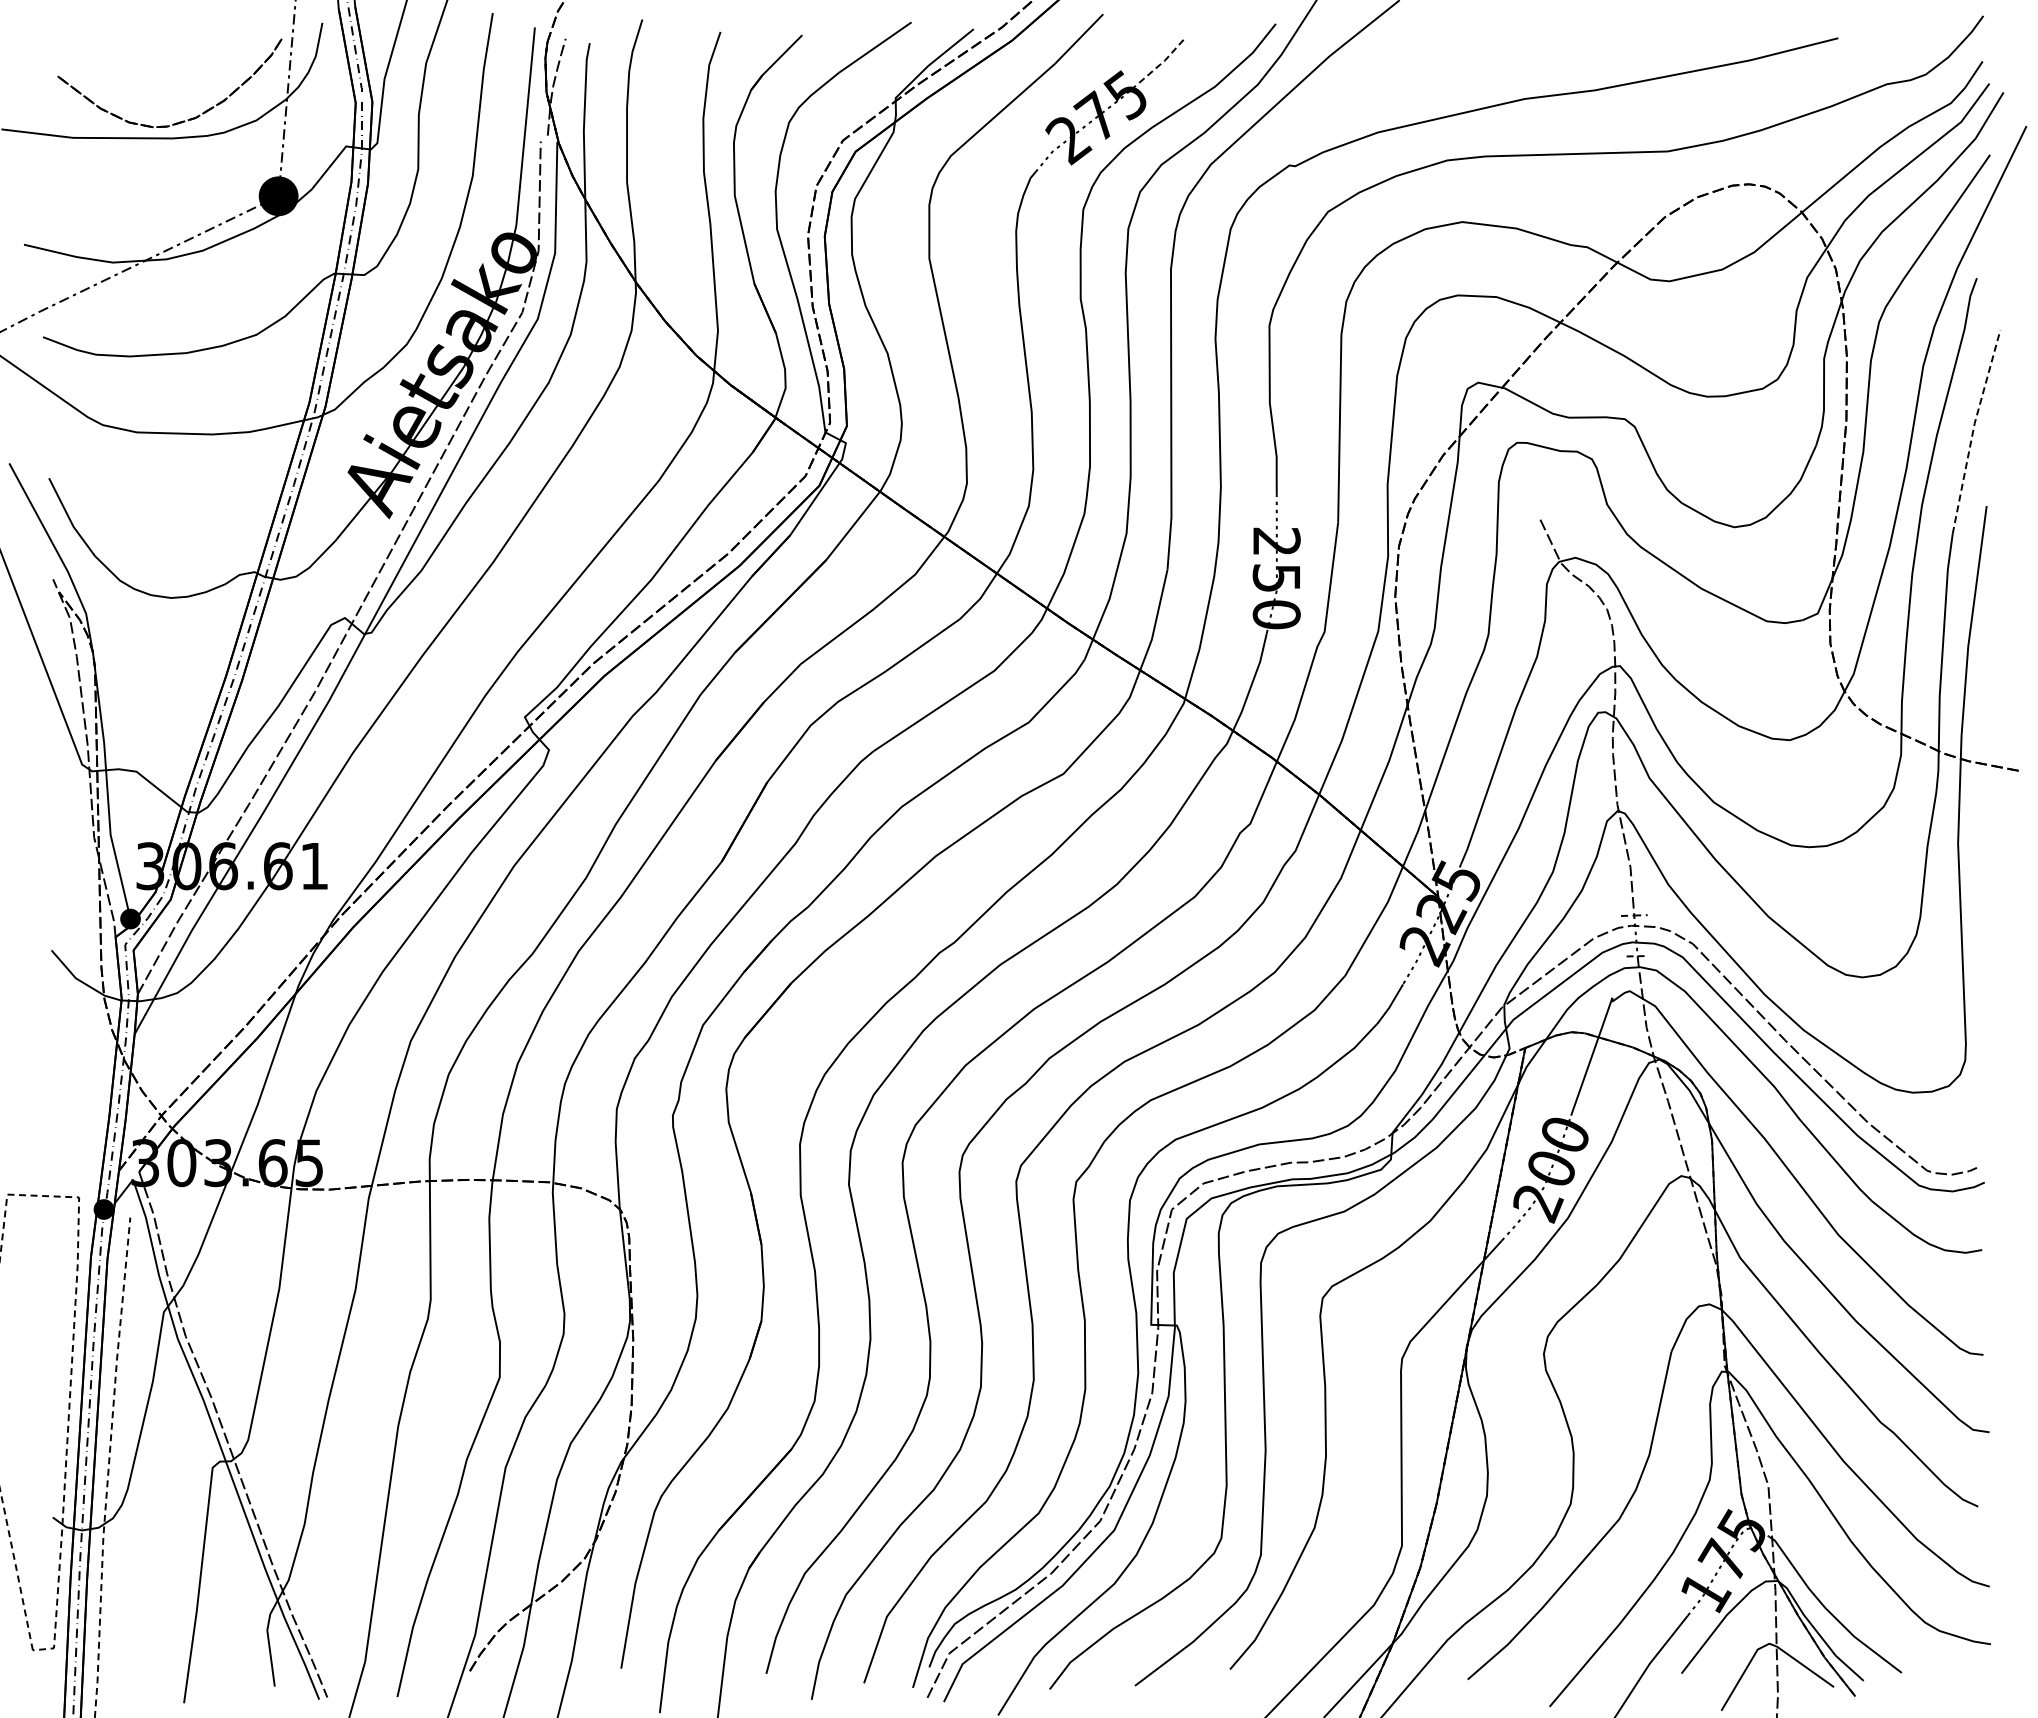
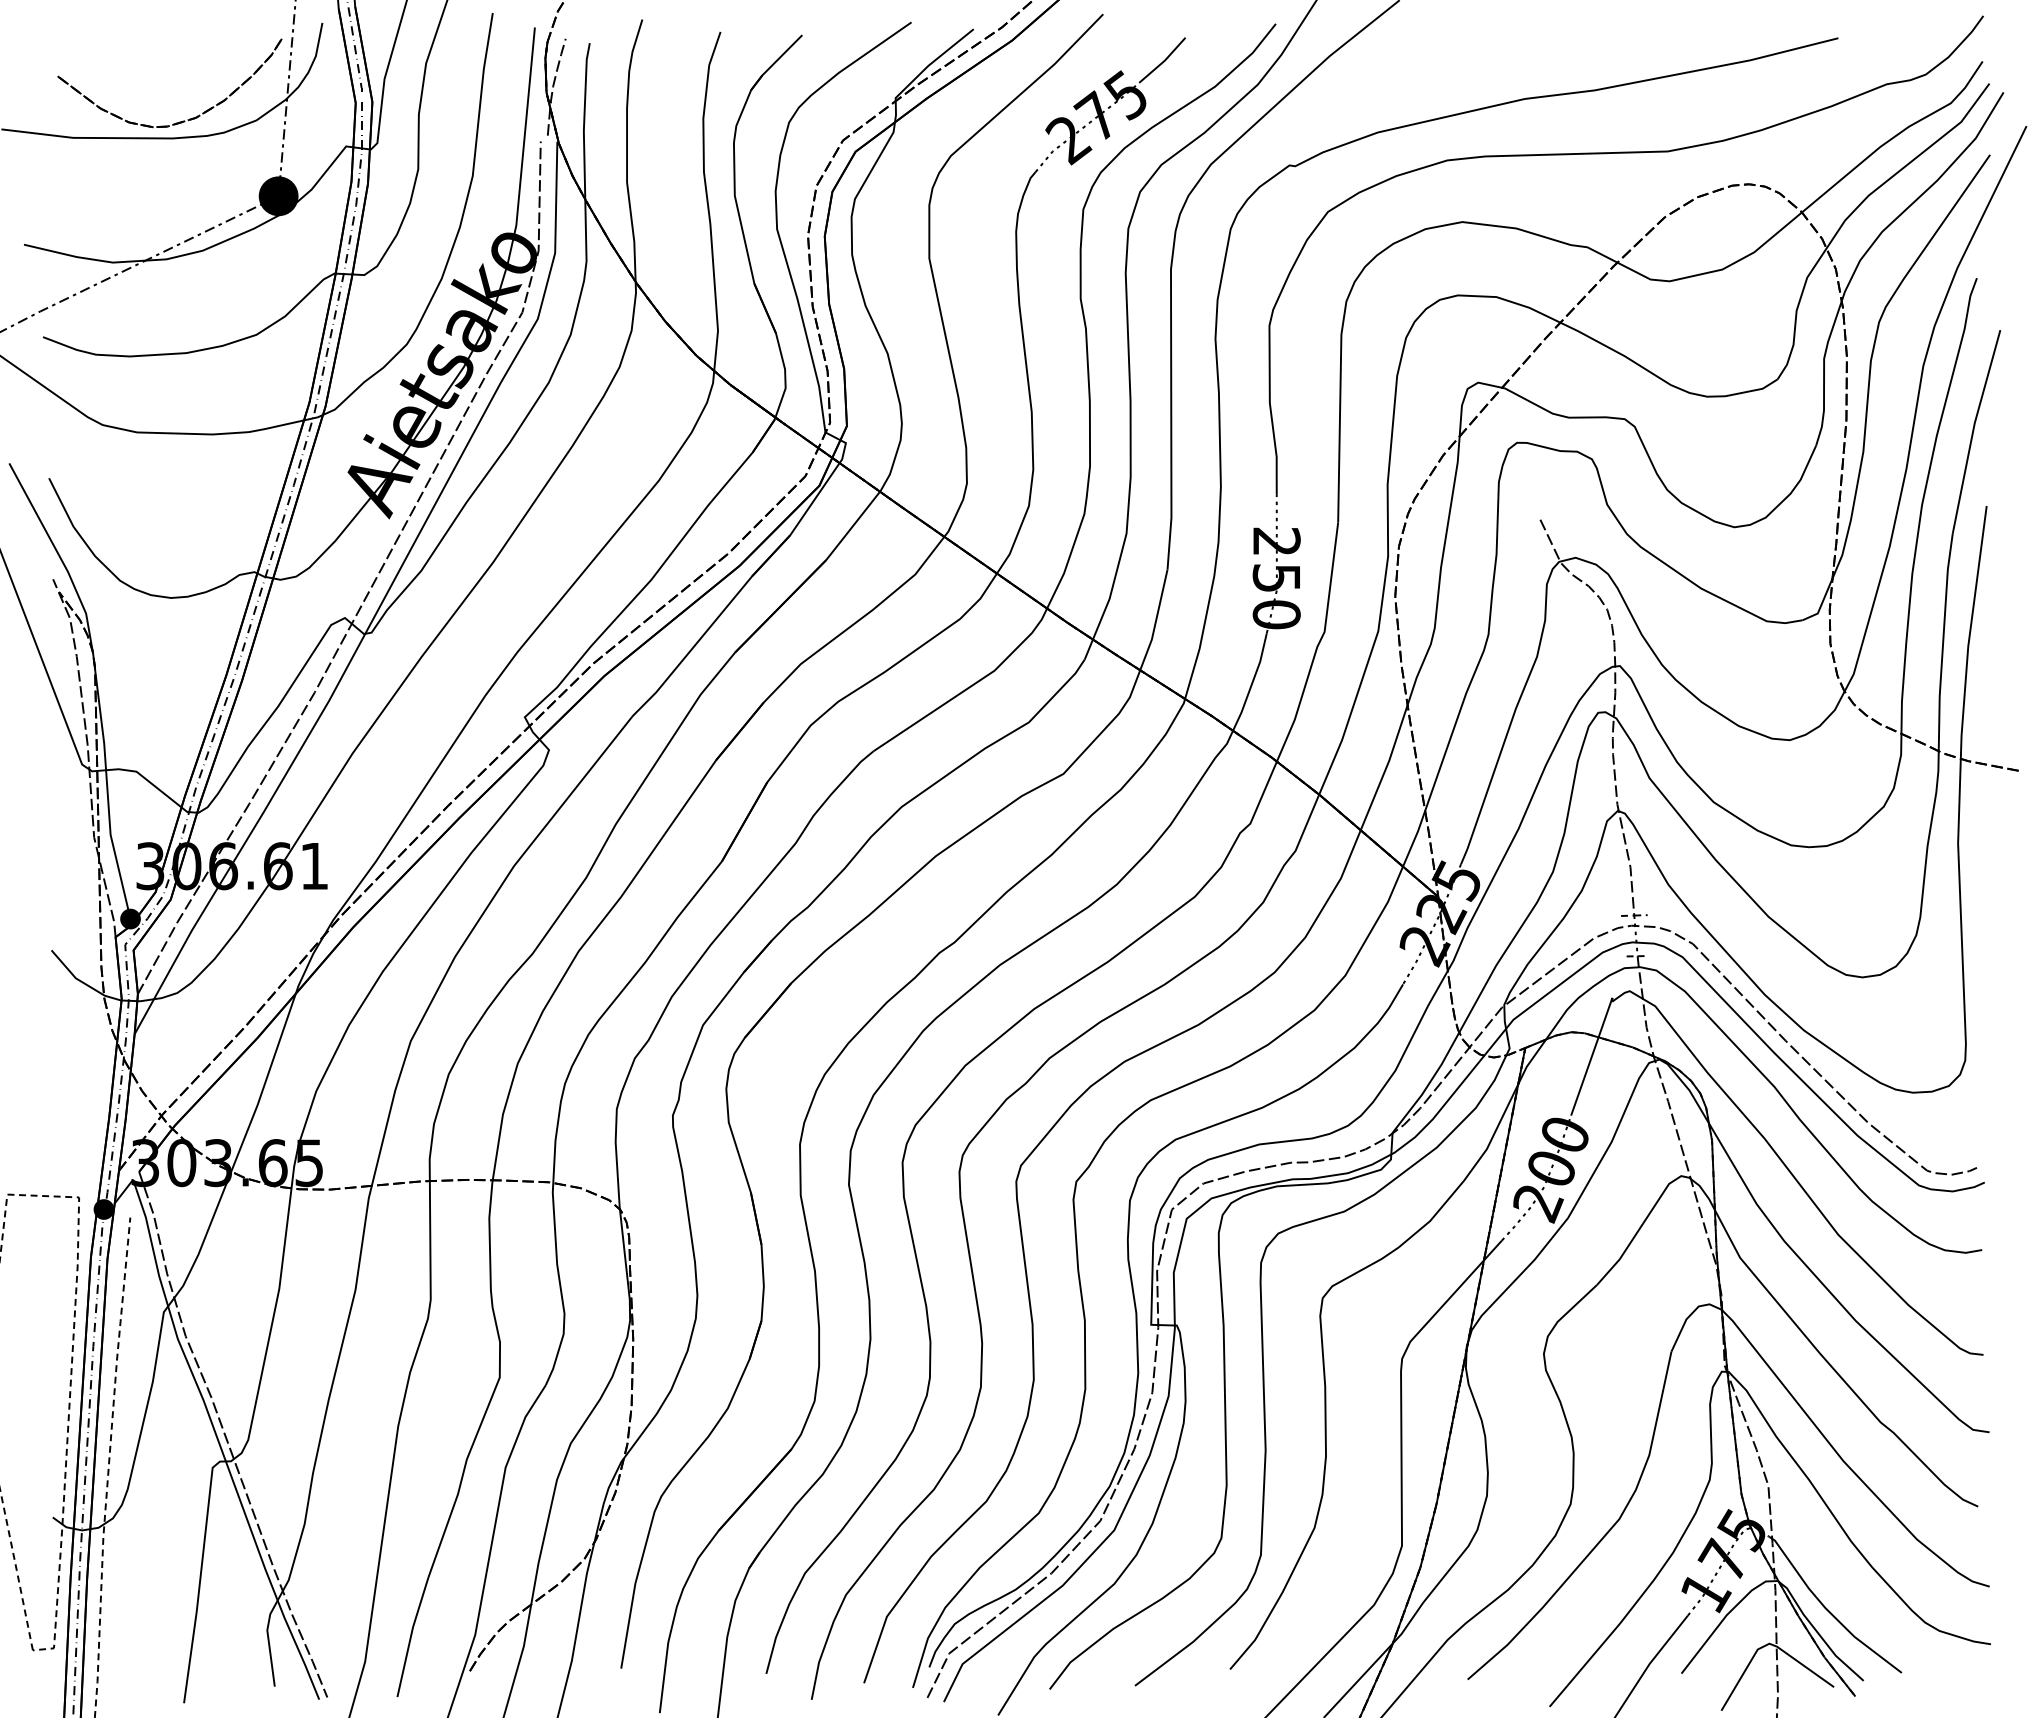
line: dashed -> solid (1164, 61)
line: dashed -> solid (1973, 430)
